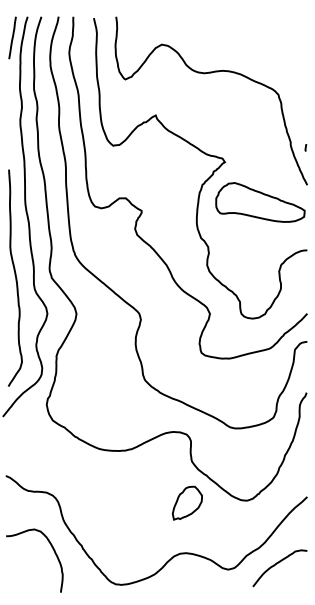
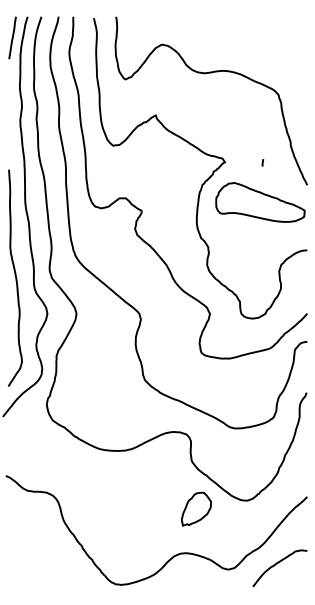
line position: (305, 147) -> (262, 162) (262, 162)
part position: (186, 502) -> (195, 508) (195, 508)
curve: present -> none (53, 551)
